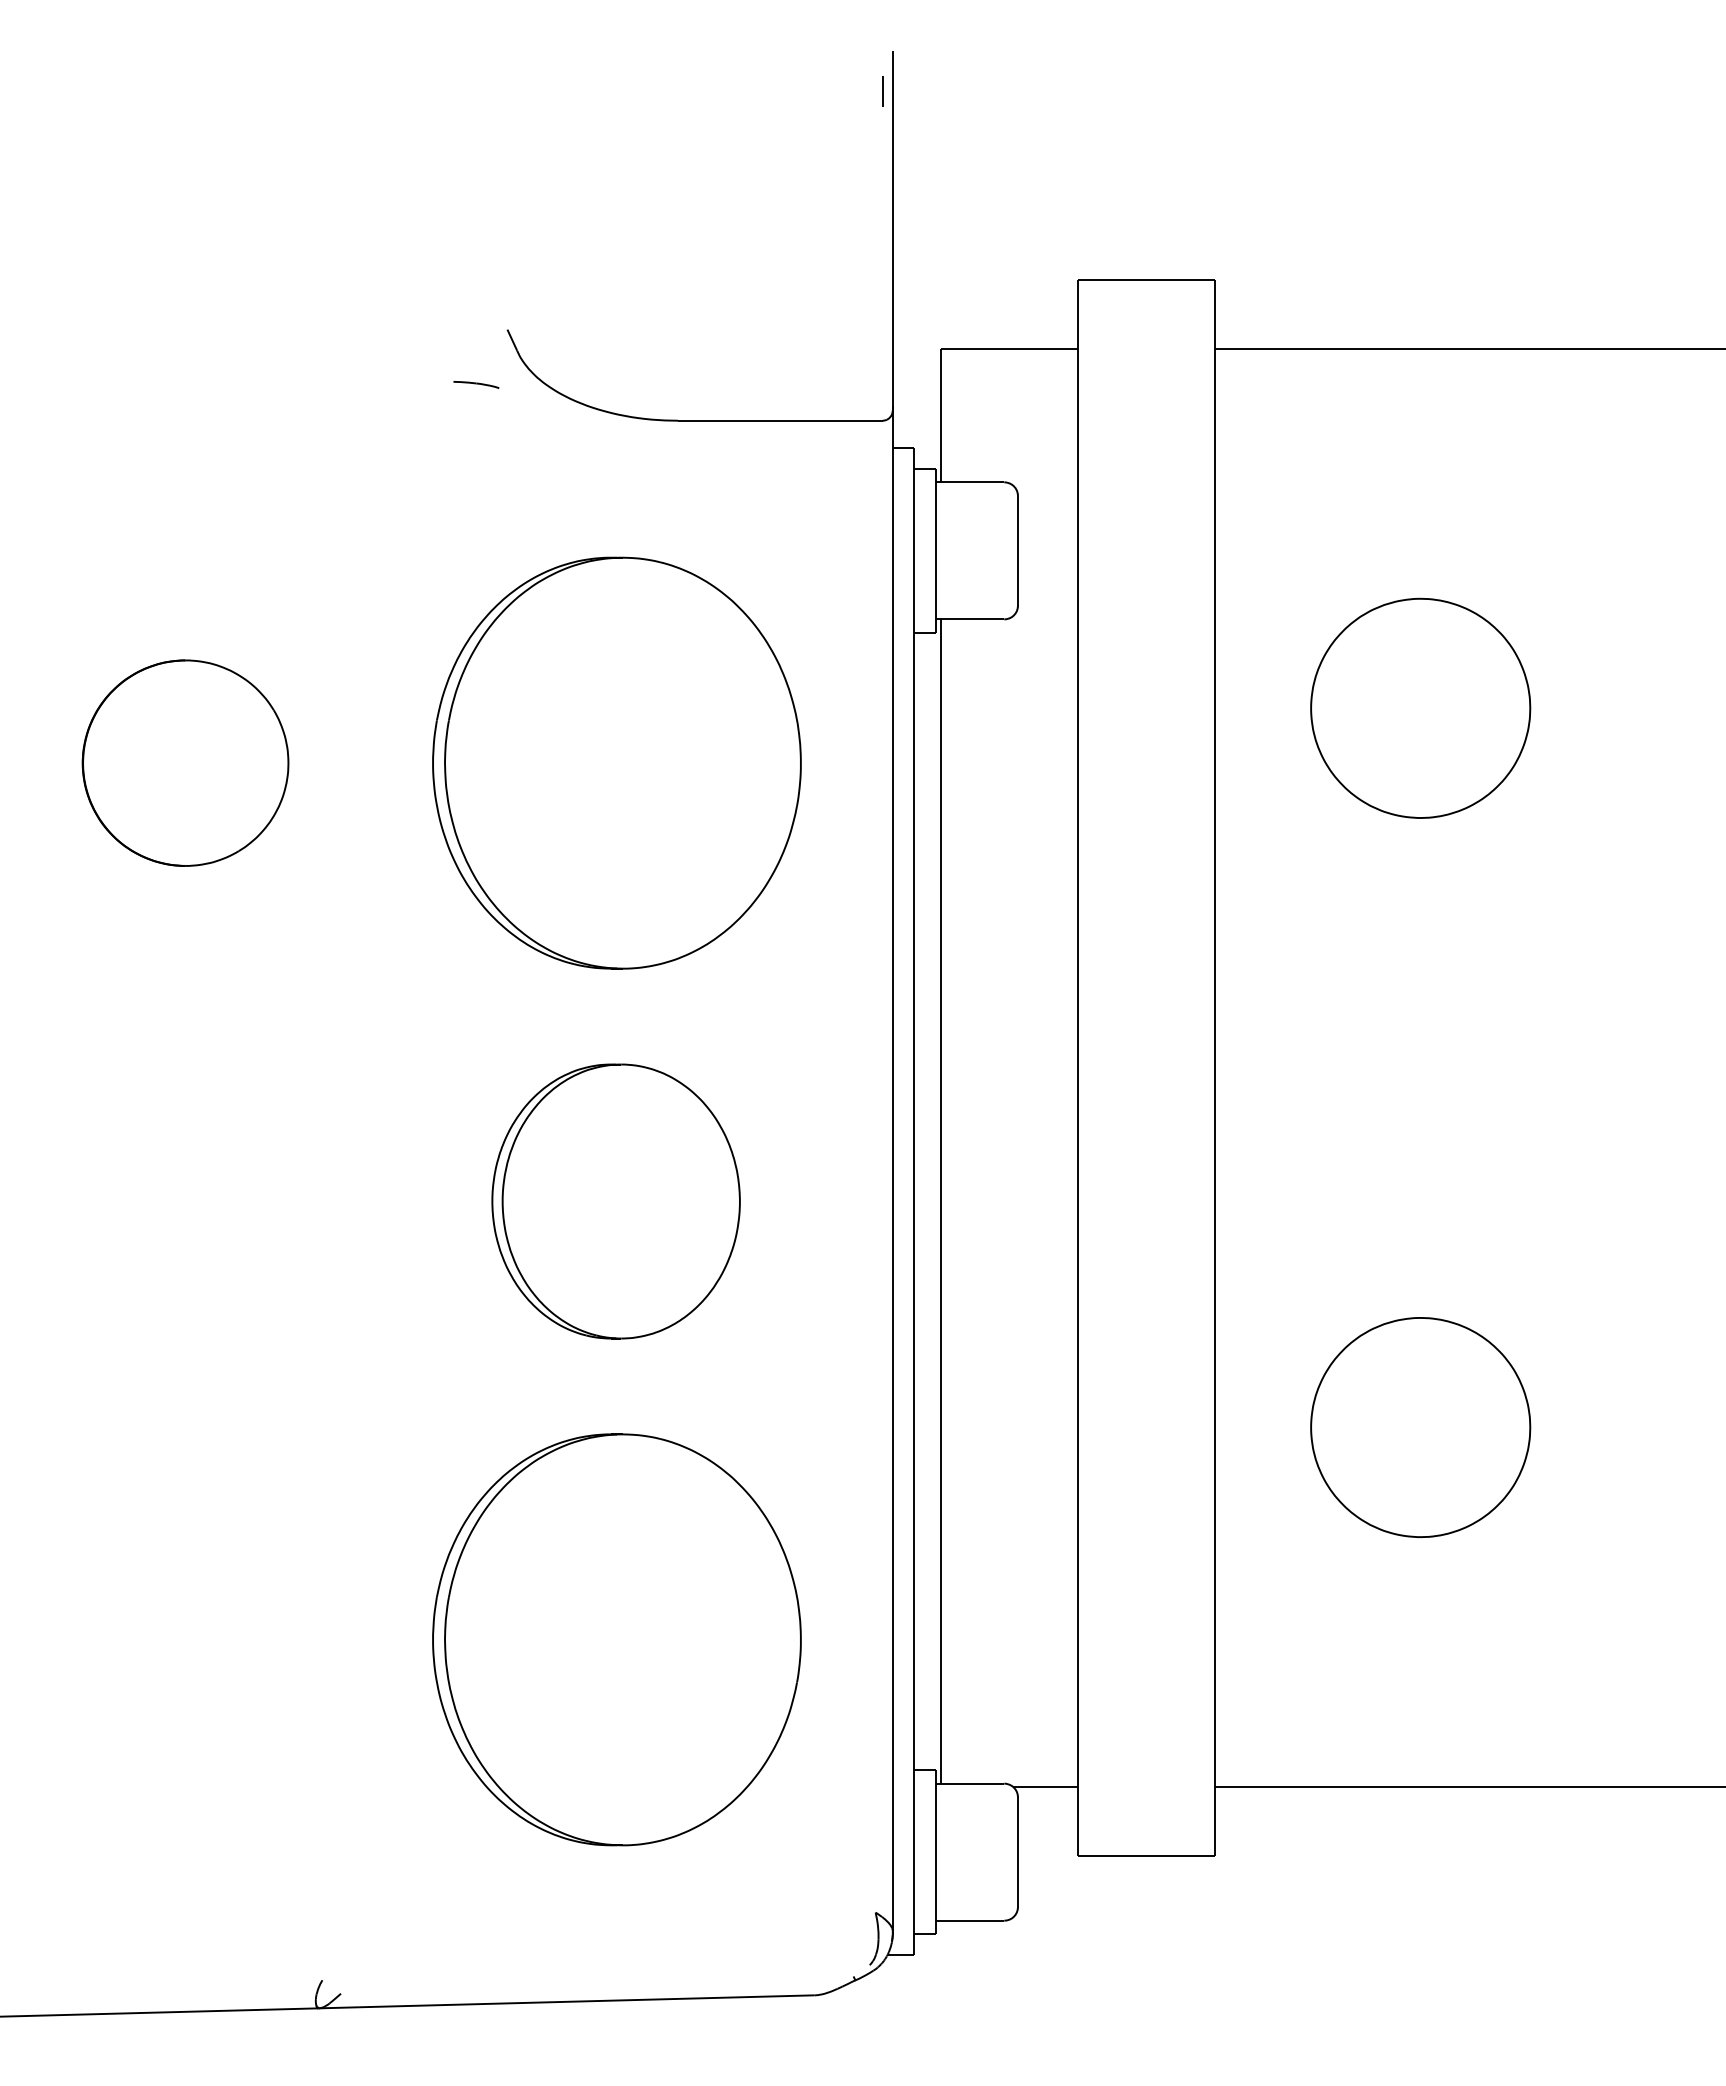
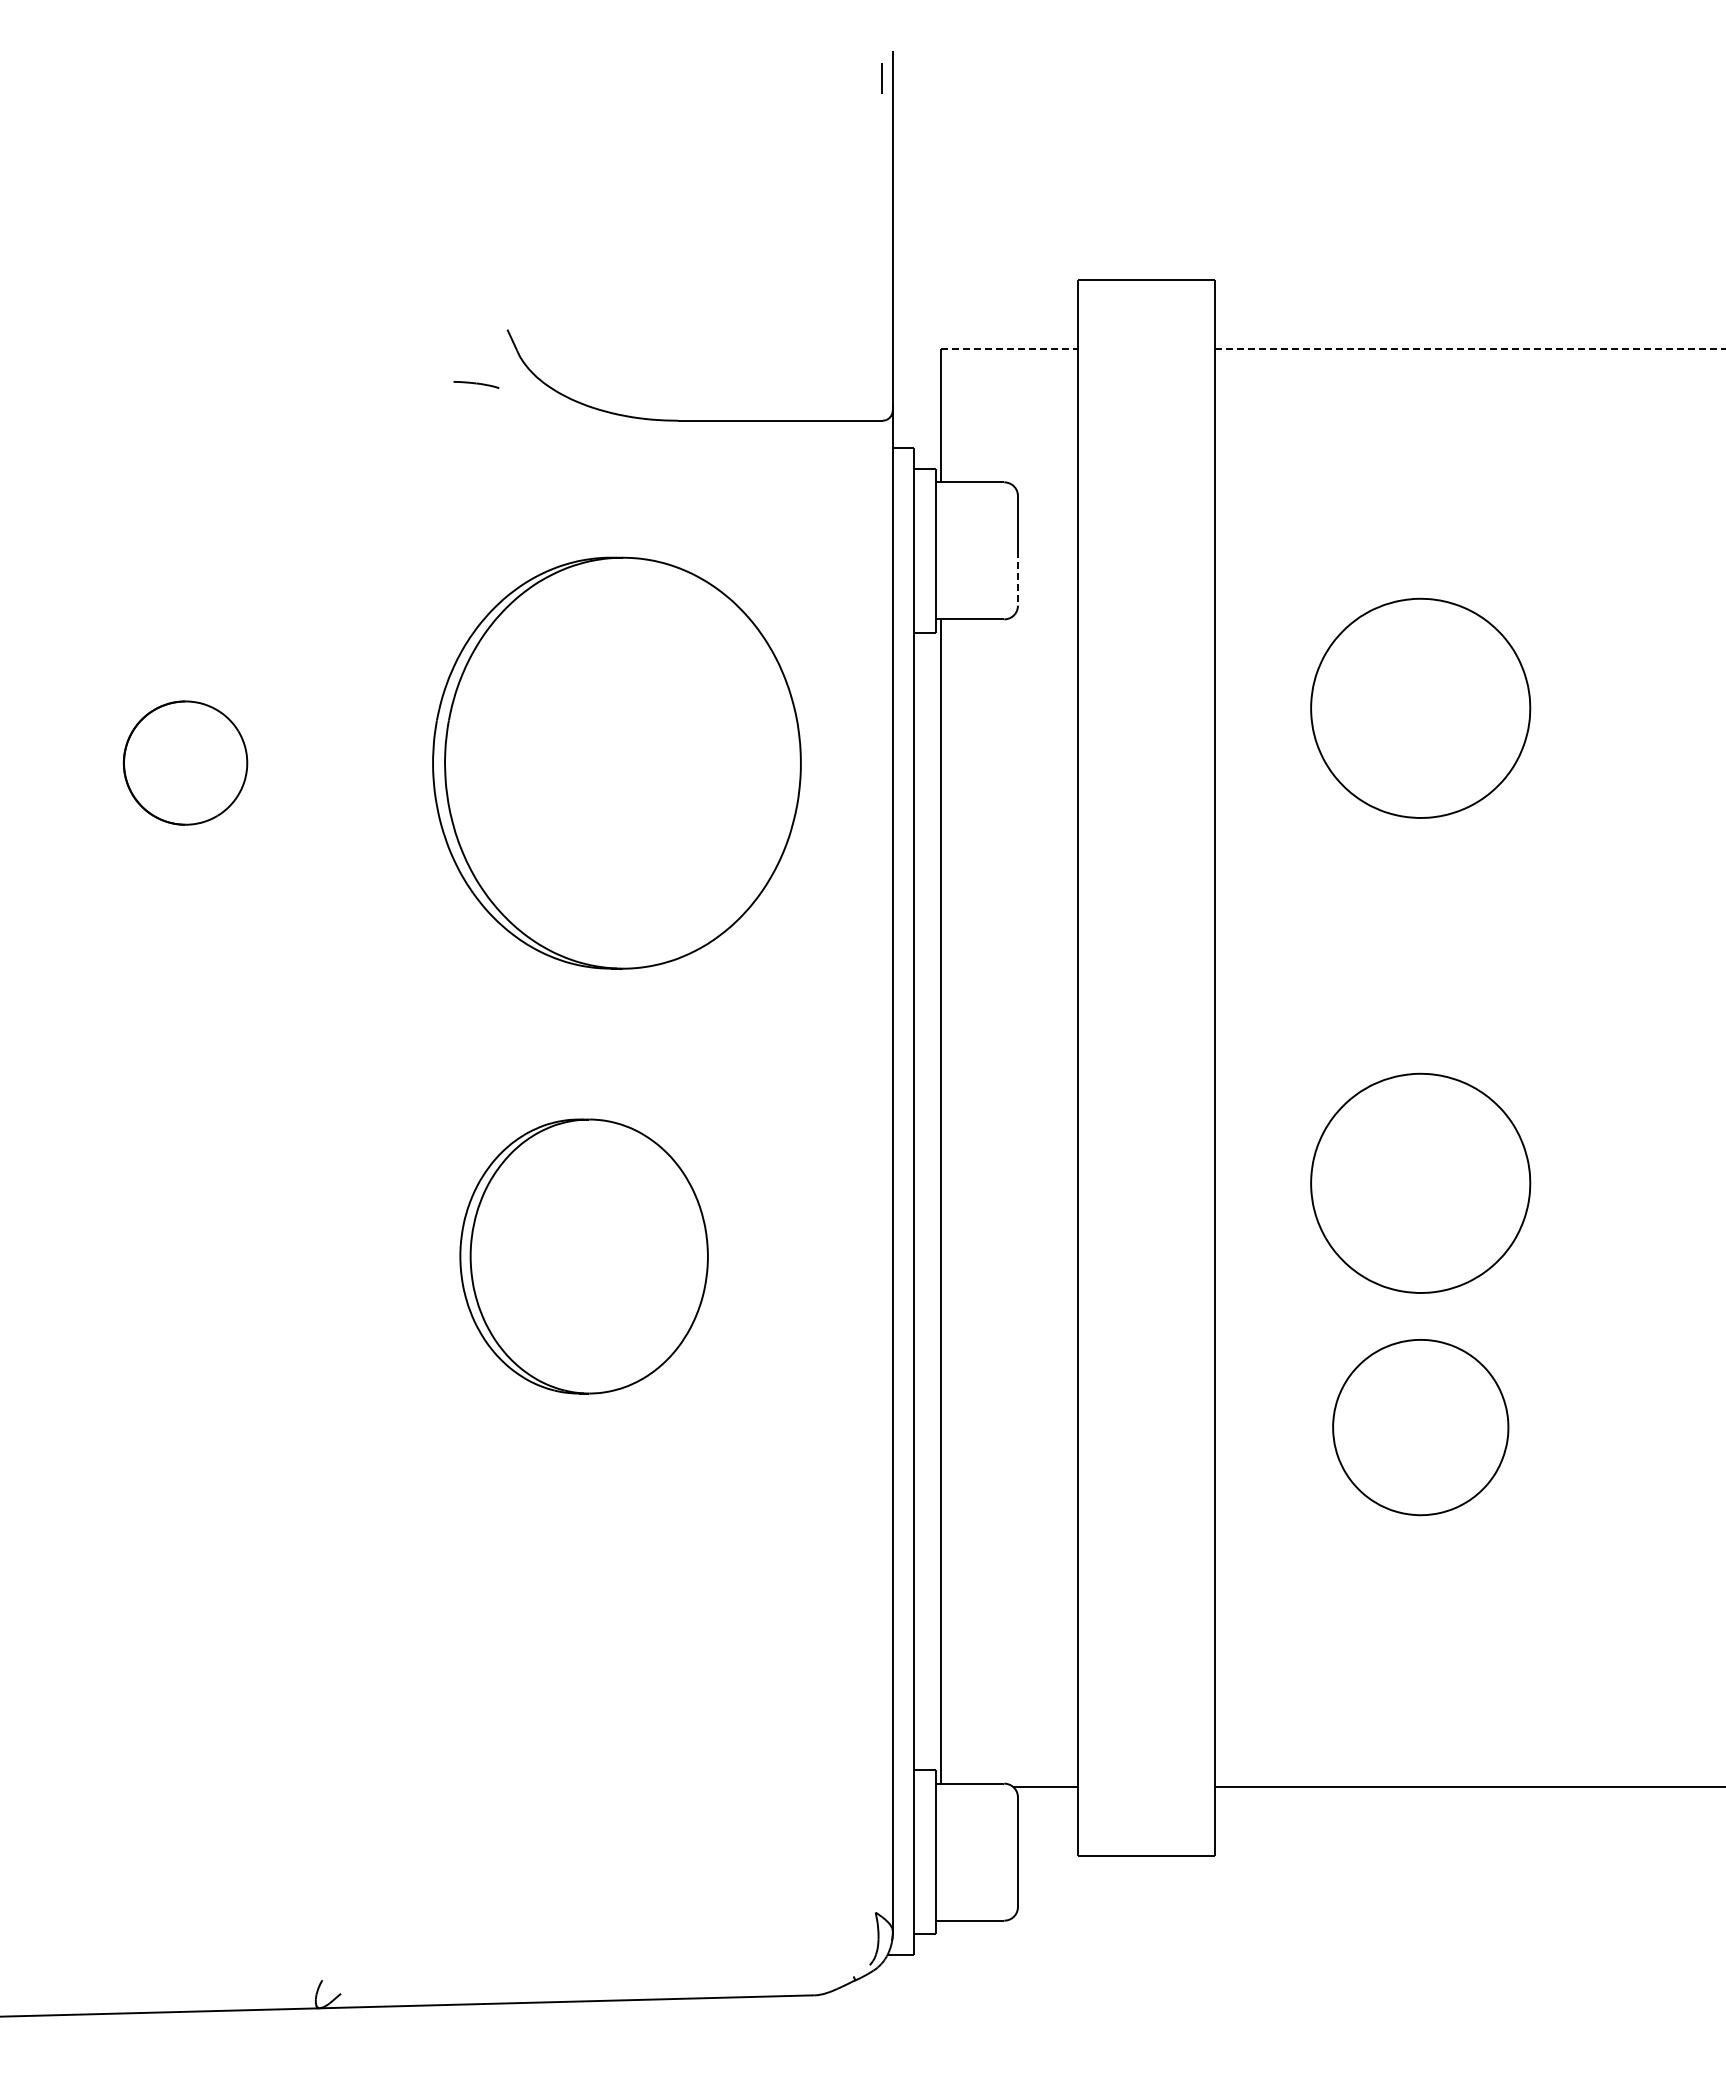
line position: (882, 91) -> (881, 78) (881, 78)
line: solid -> dashed (1010, 348)
line: solid -> dashed (1470, 348)
line: solid -> dashed (1017, 578)
part size: 209x208 px -> 127x126 px (185, 762)
part: none -> present (1420, 1182)
part position: (615, 1201) -> (583, 1256) (583, 1256)
part size: 222x221 px -> 178x178 px (1420, 1427)
part: present -> none (616, 1639)
